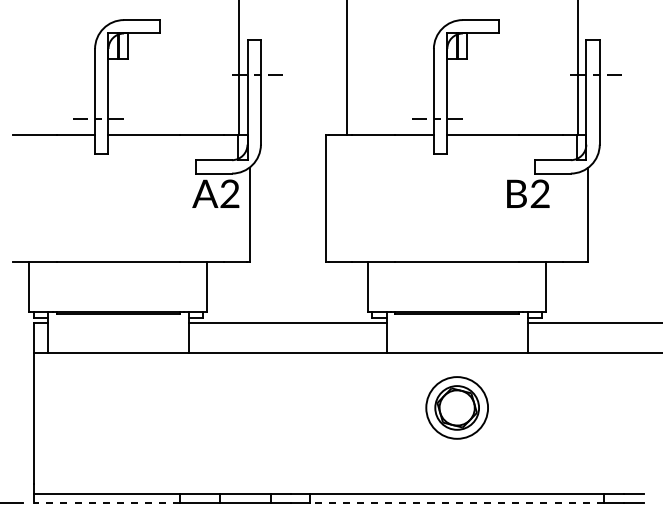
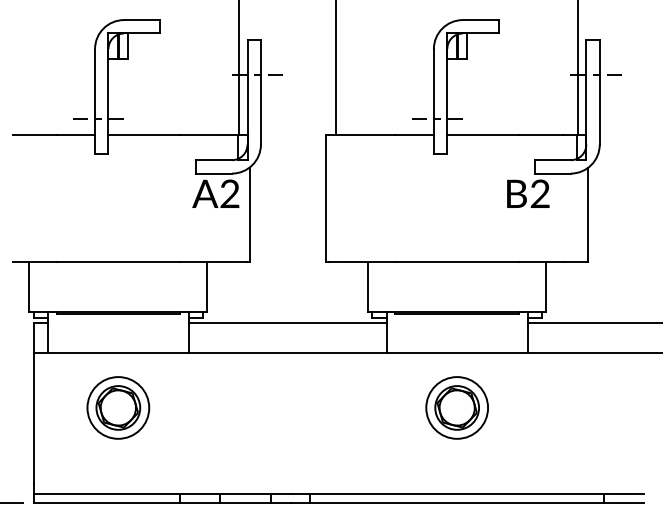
line position: (347, 68) -> (336, 68) (336, 68)
part: none -> present (118, 407)
line: dashed -> solid (106, 503)
line: dashed -> solid (457, 503)
